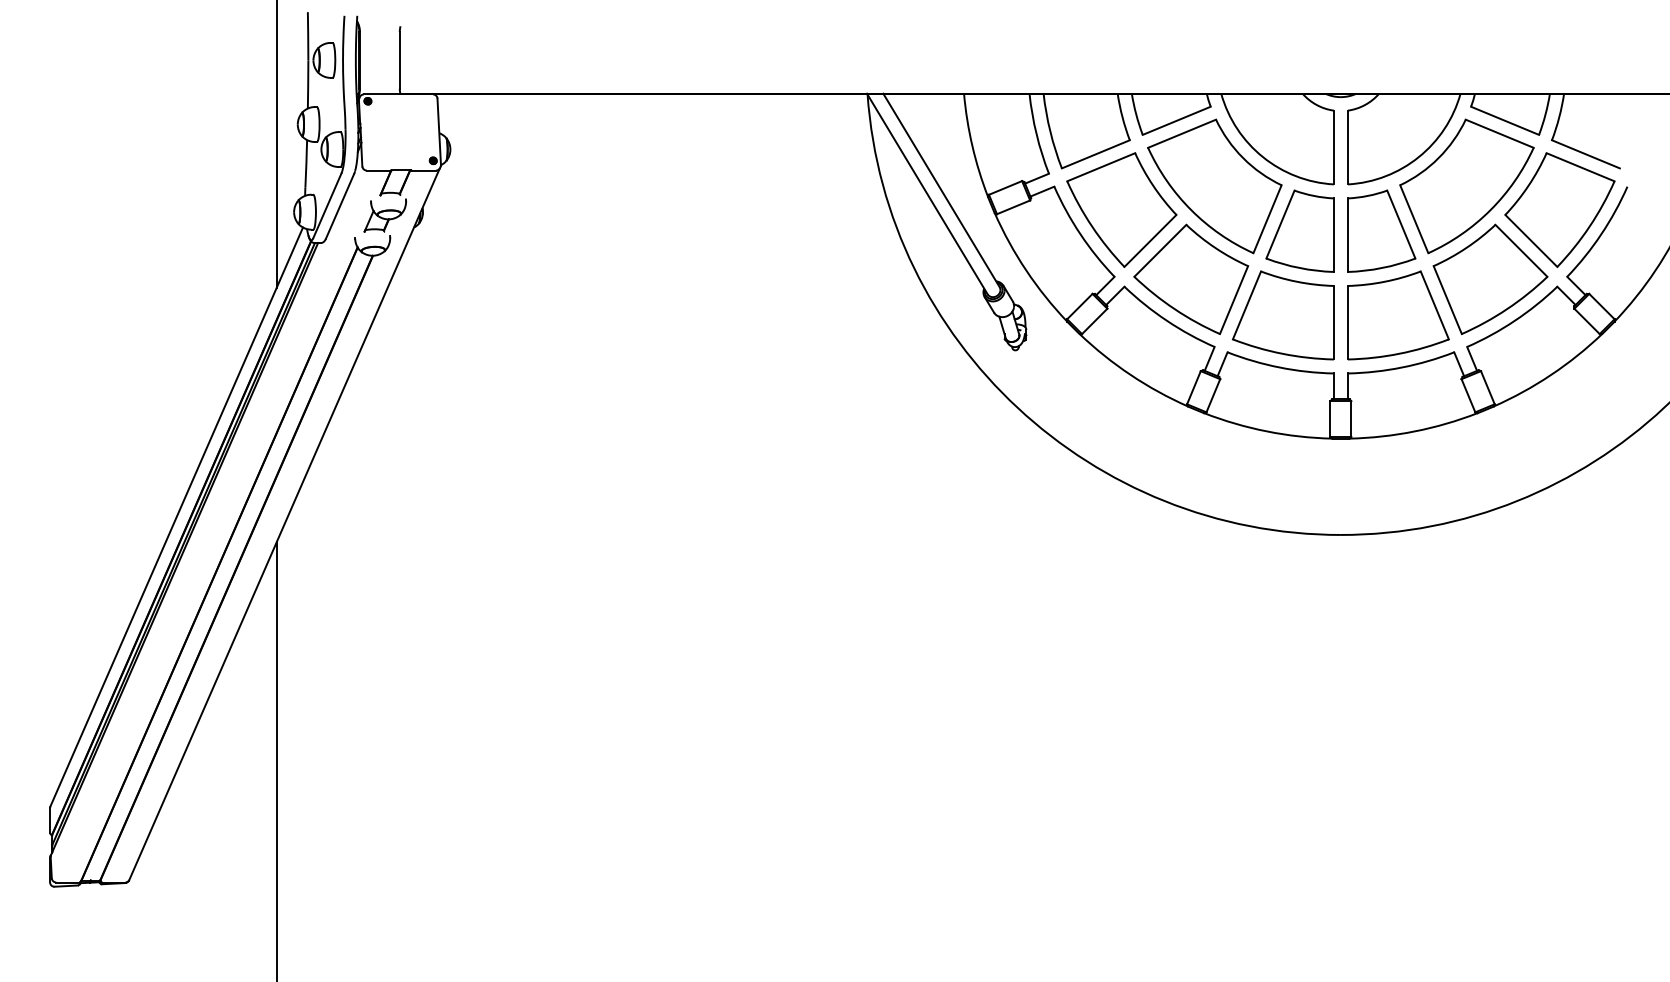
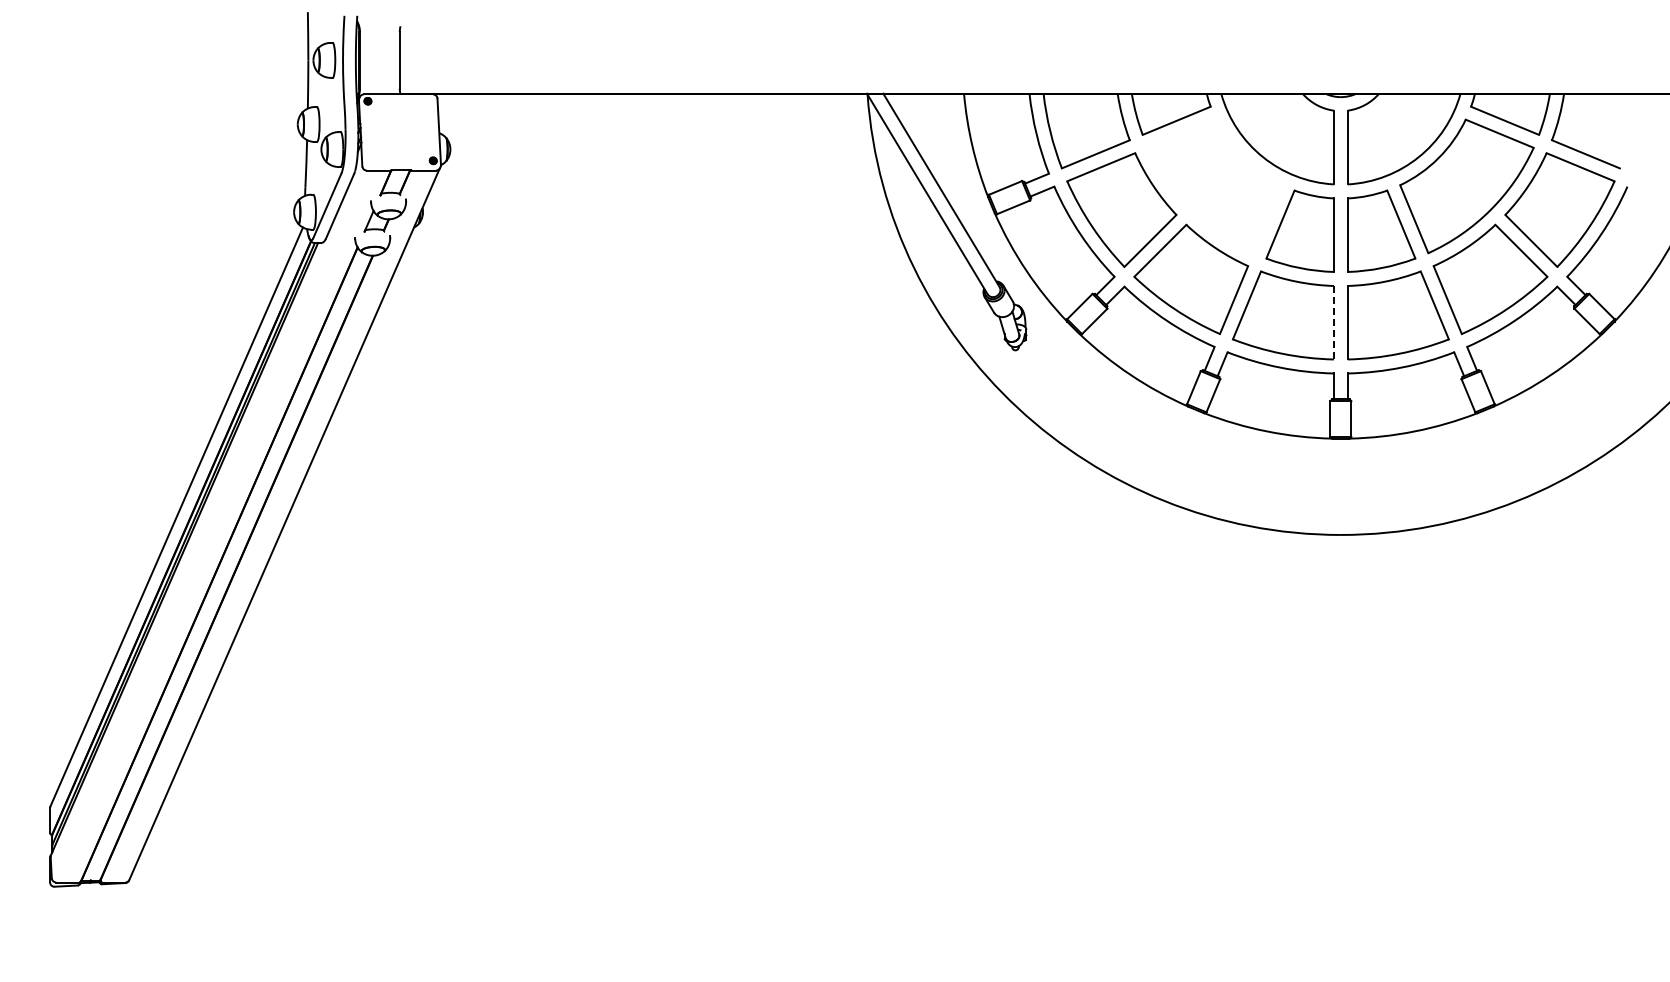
line: present -> none (276, 144)
part: present -> none (1214, 186)
line: solid -> dashed (1333, 322)
line: present -> none (276, 760)
